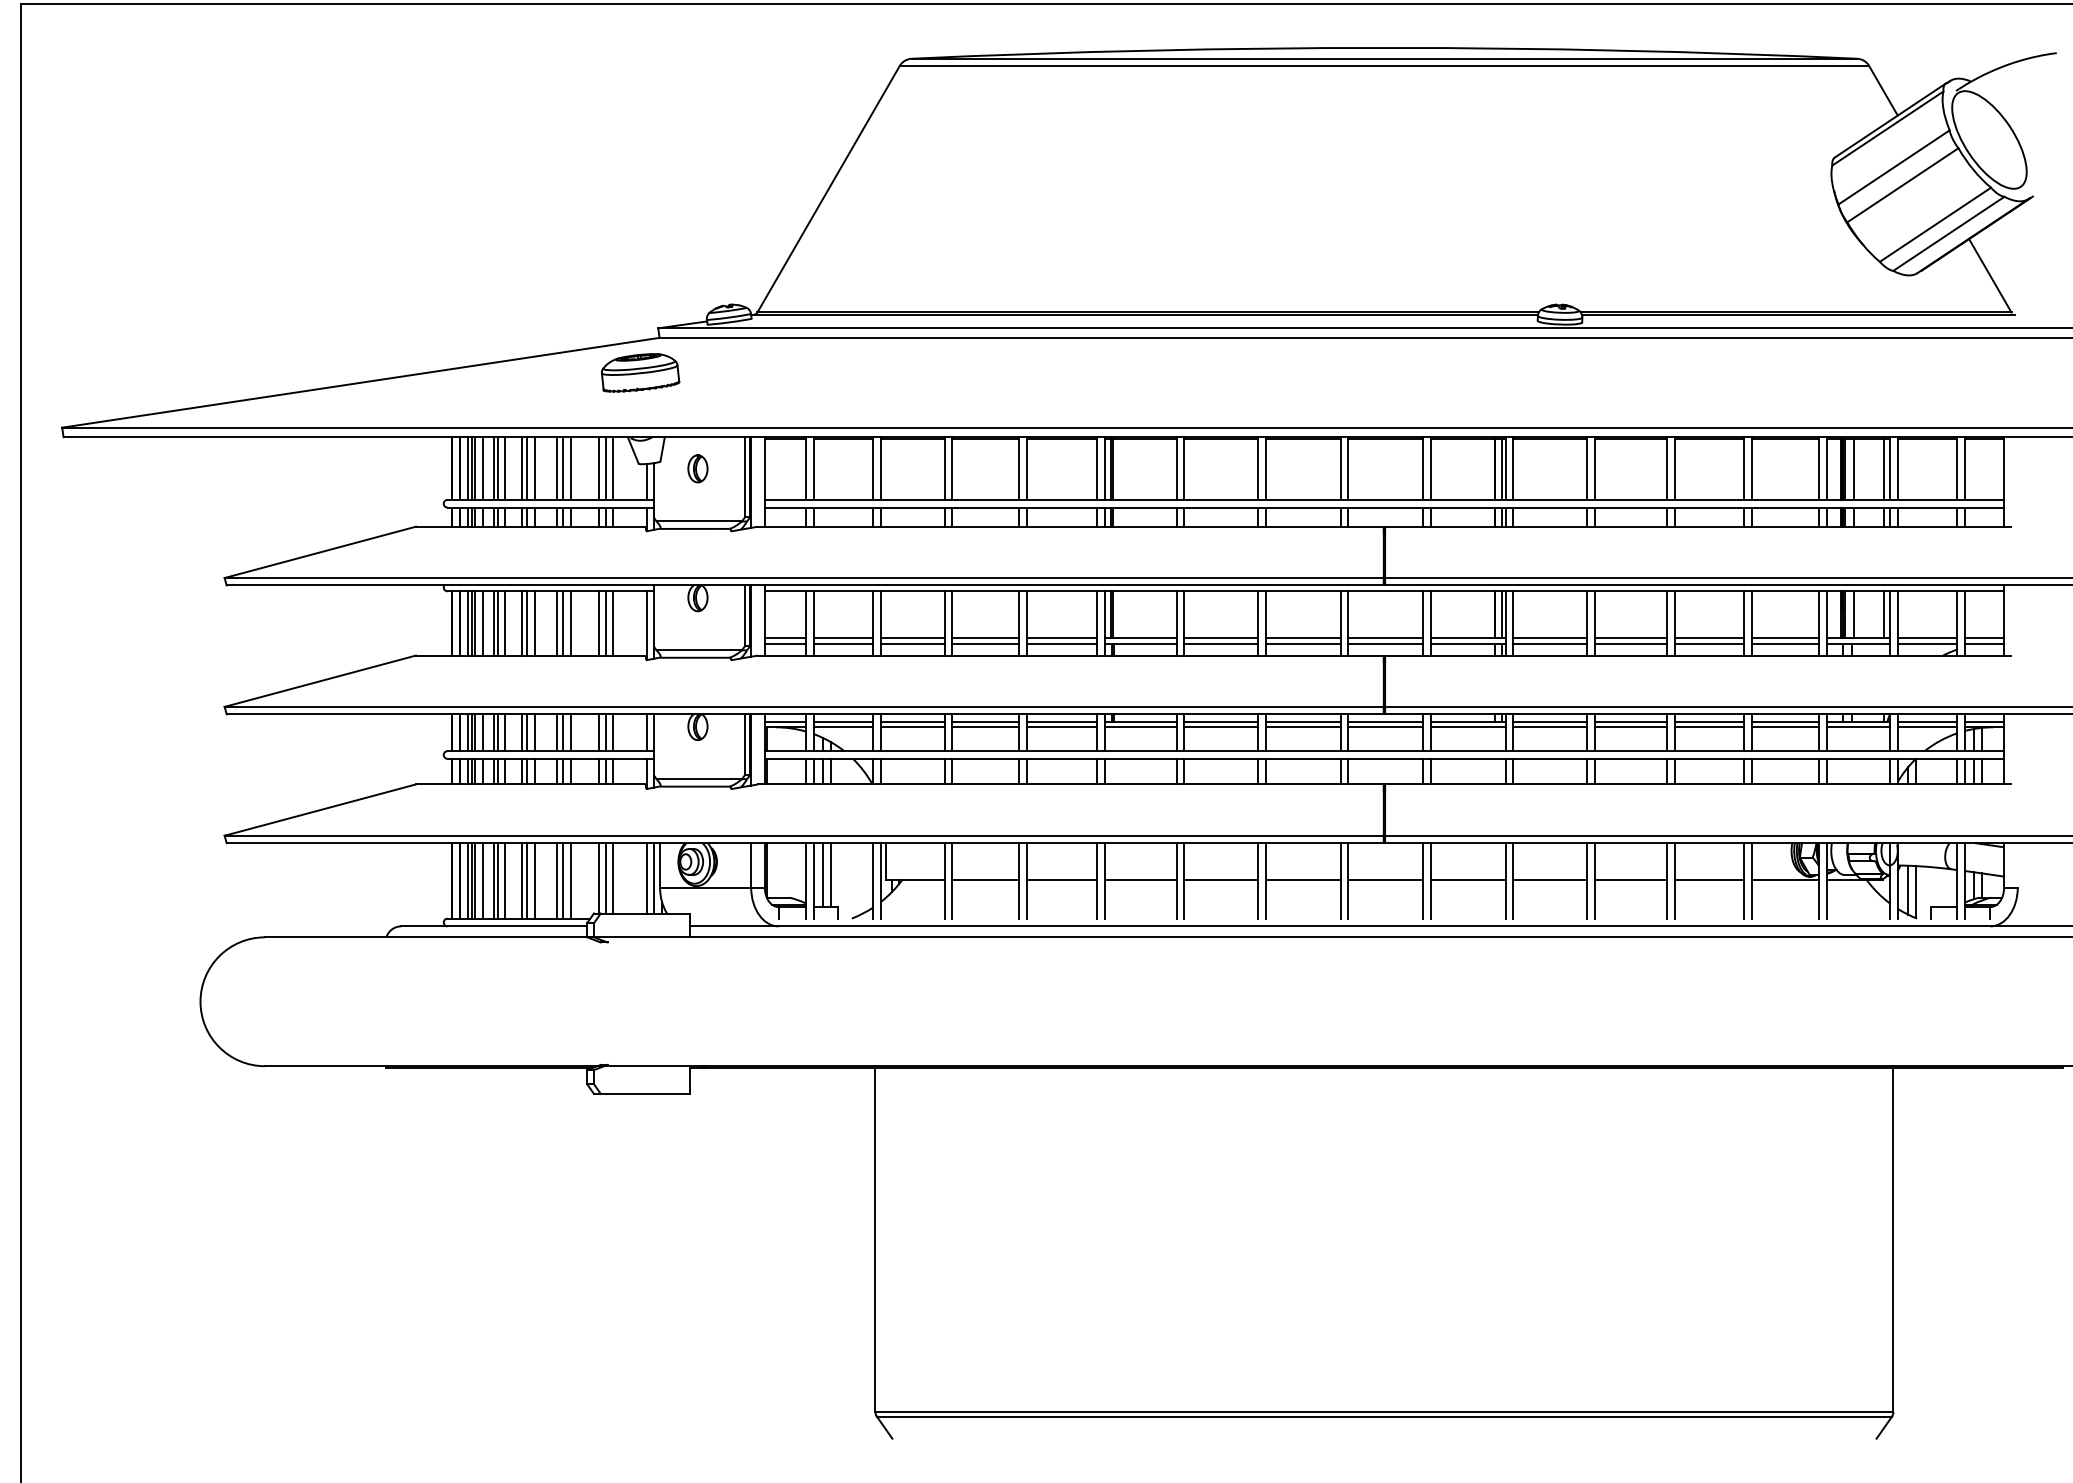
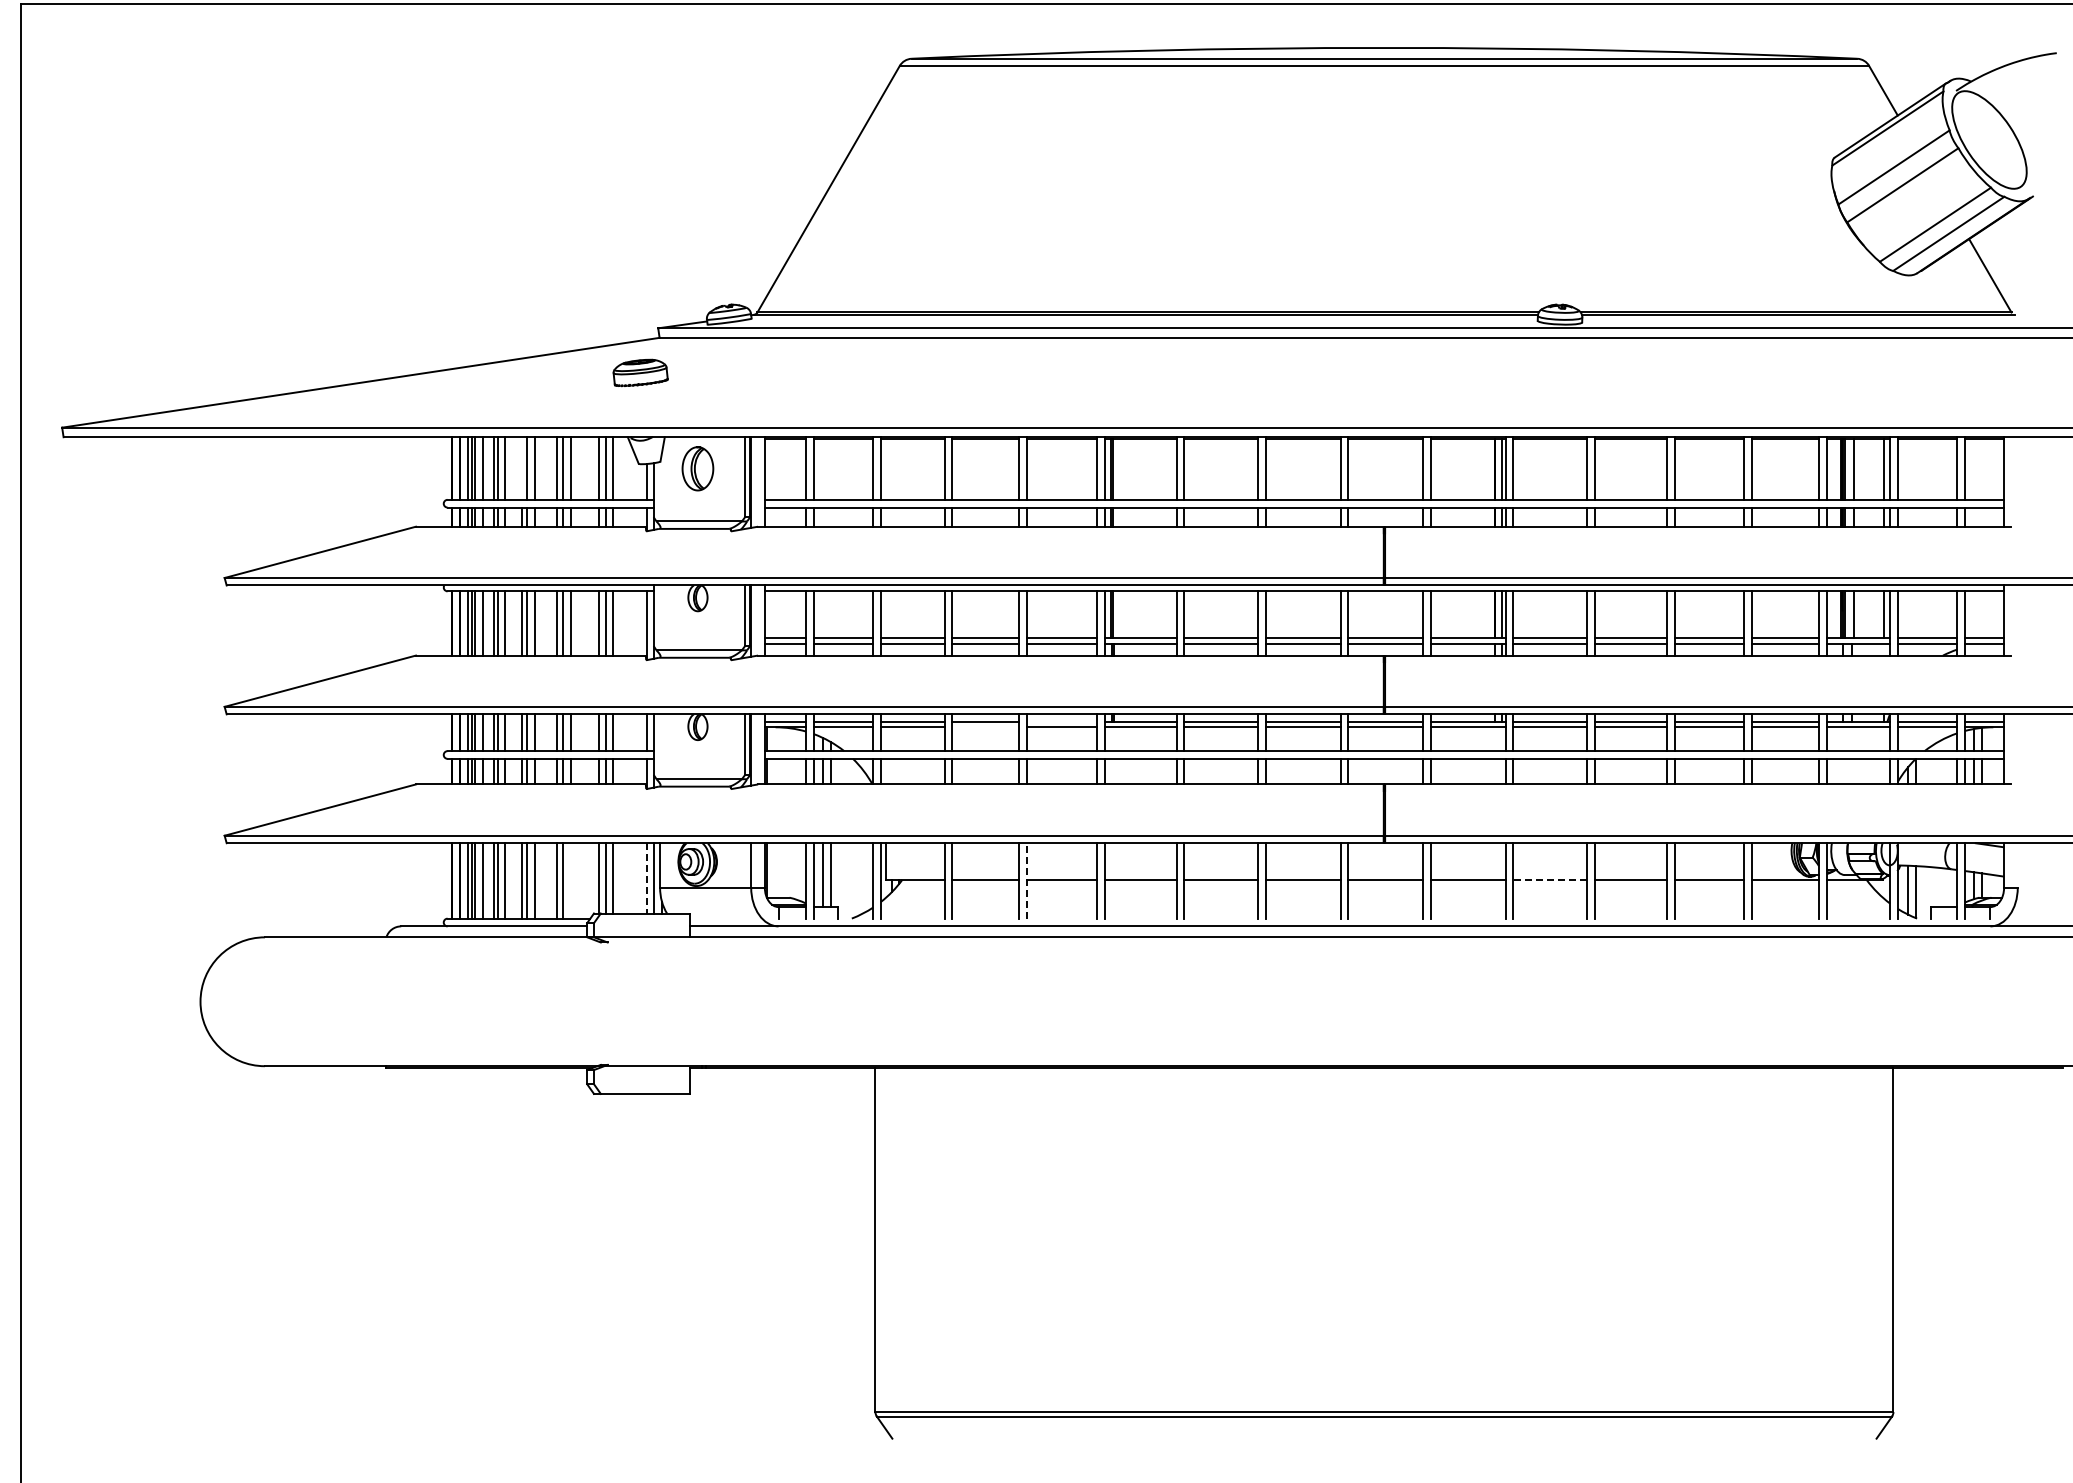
part size: 80x40 px -> 57x30 px (640, 372)
line: present -> none (522, 468)
part size: 22x30 px -> 34x46 px (697, 468)
line: present -> none (1061, 722)
line: present -> none (985, 727)
line: solid -> dashed (646, 878)
line: present -> none (570, 880)
line: solid -> dashed (1026, 880)
line: solid -> dashed (1550, 880)
